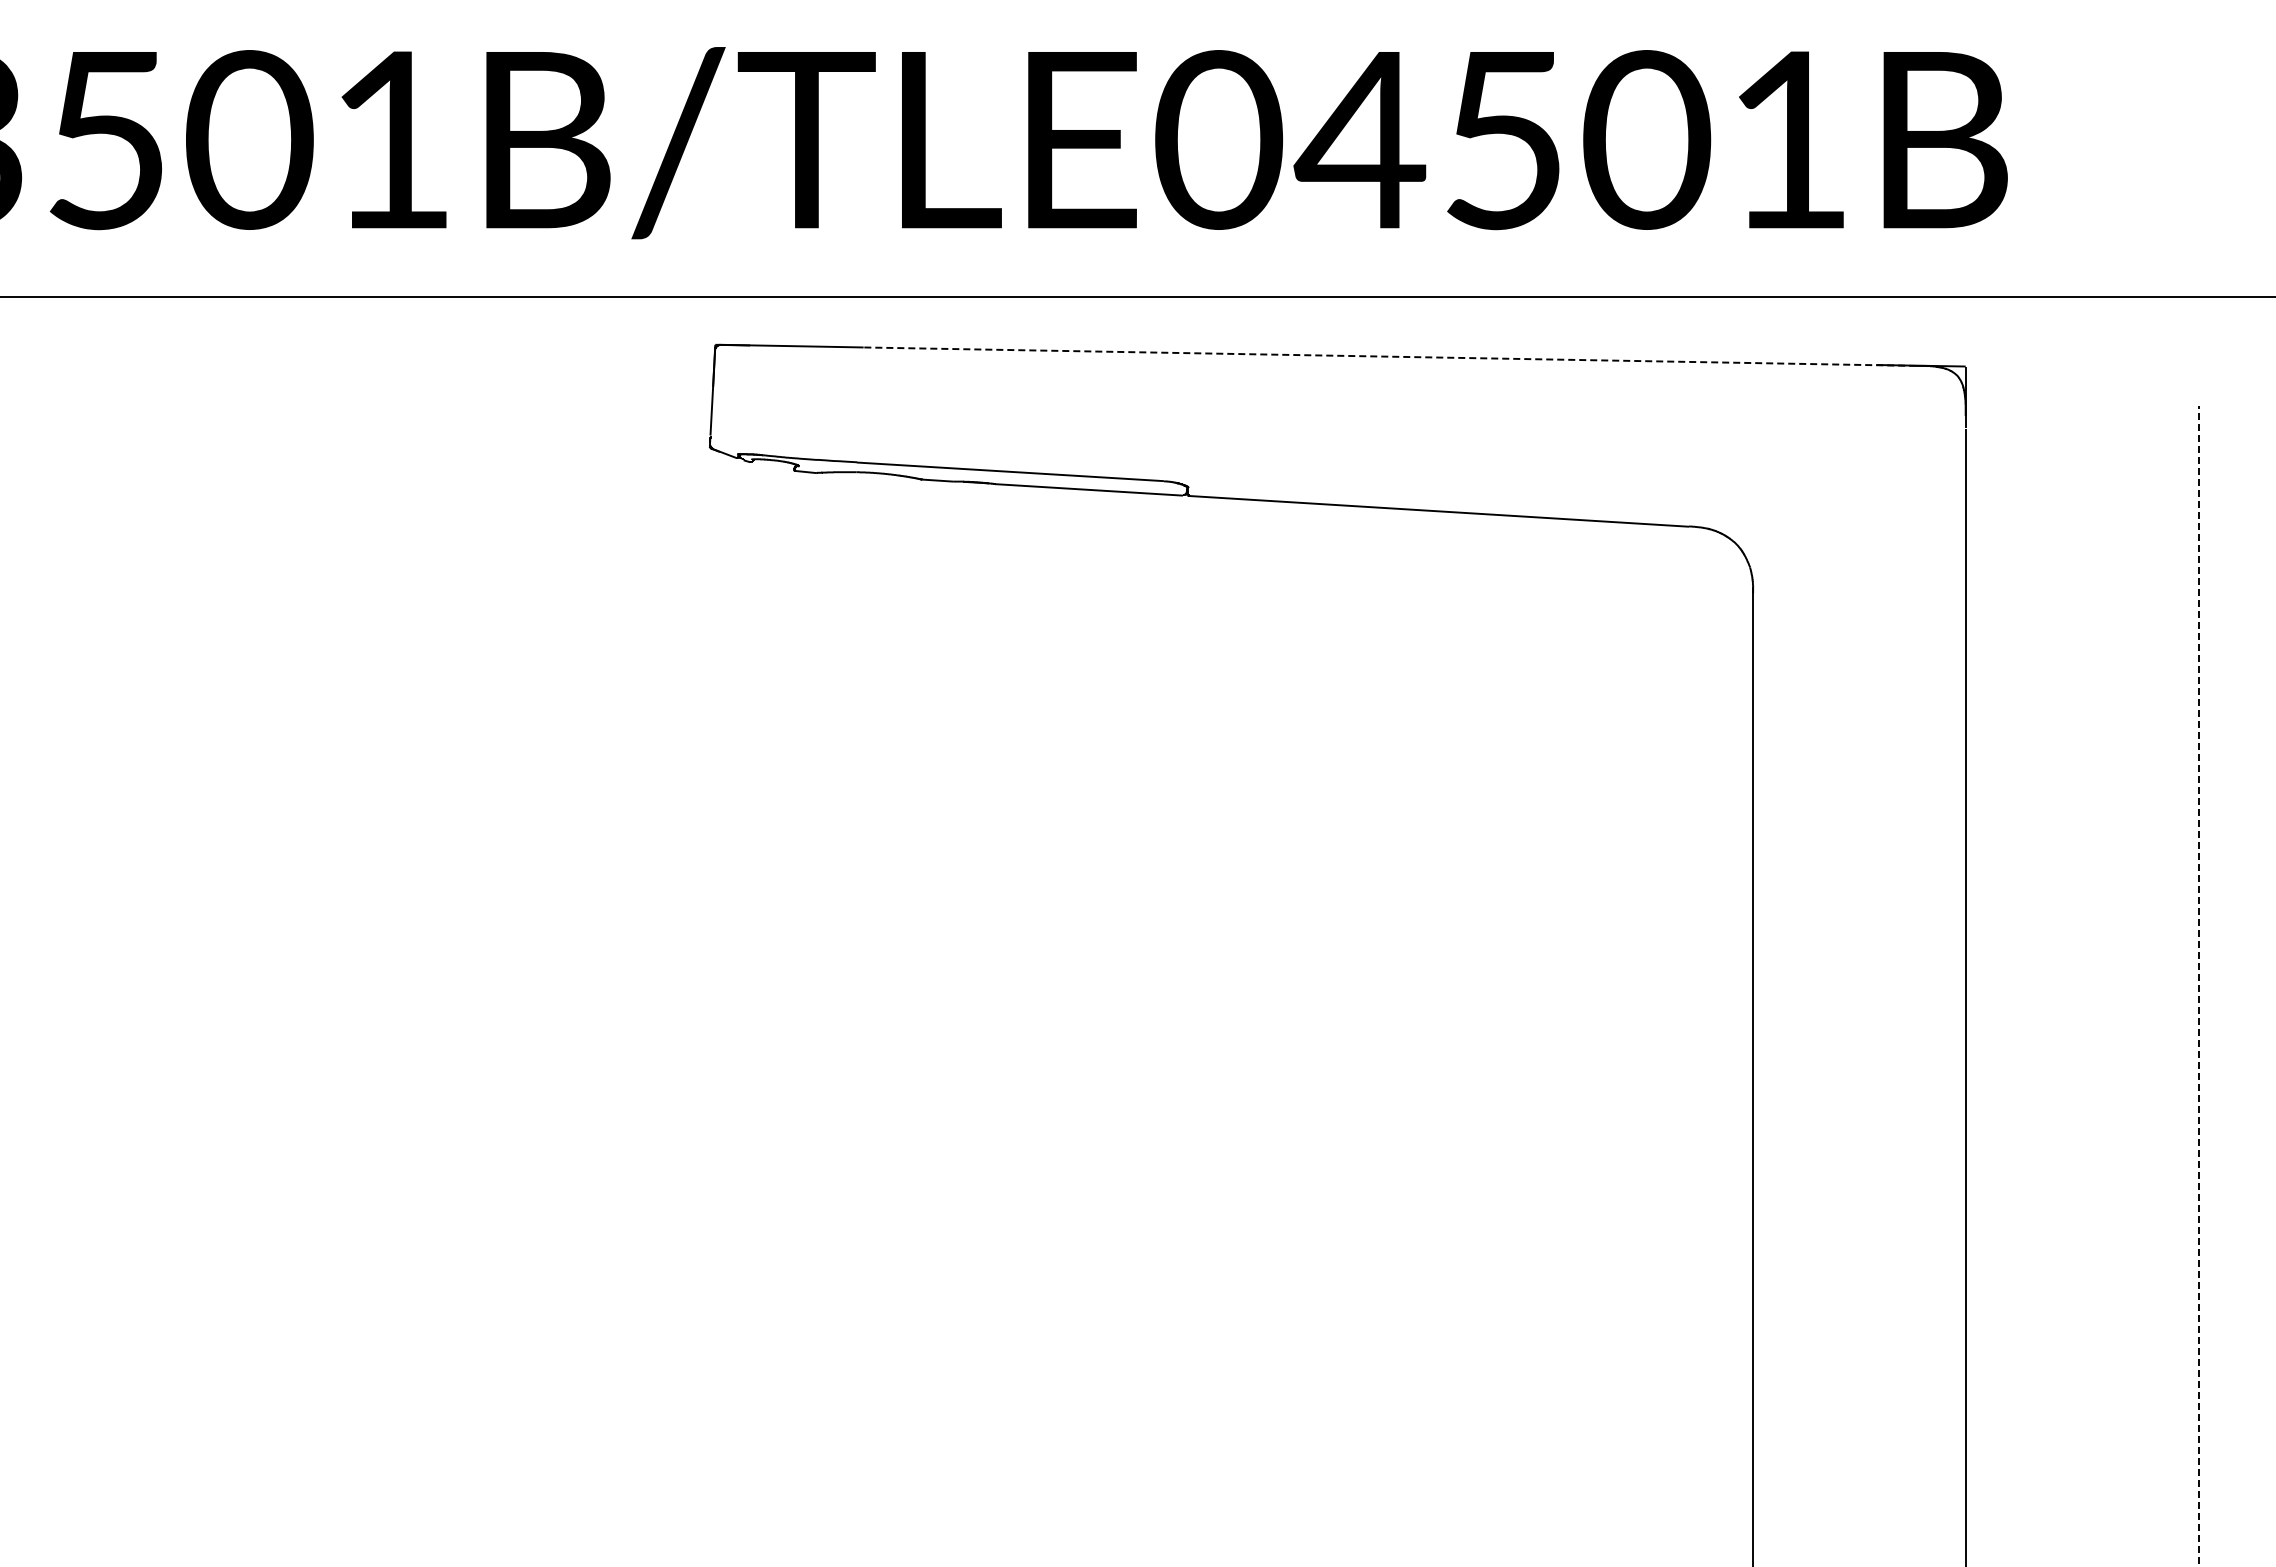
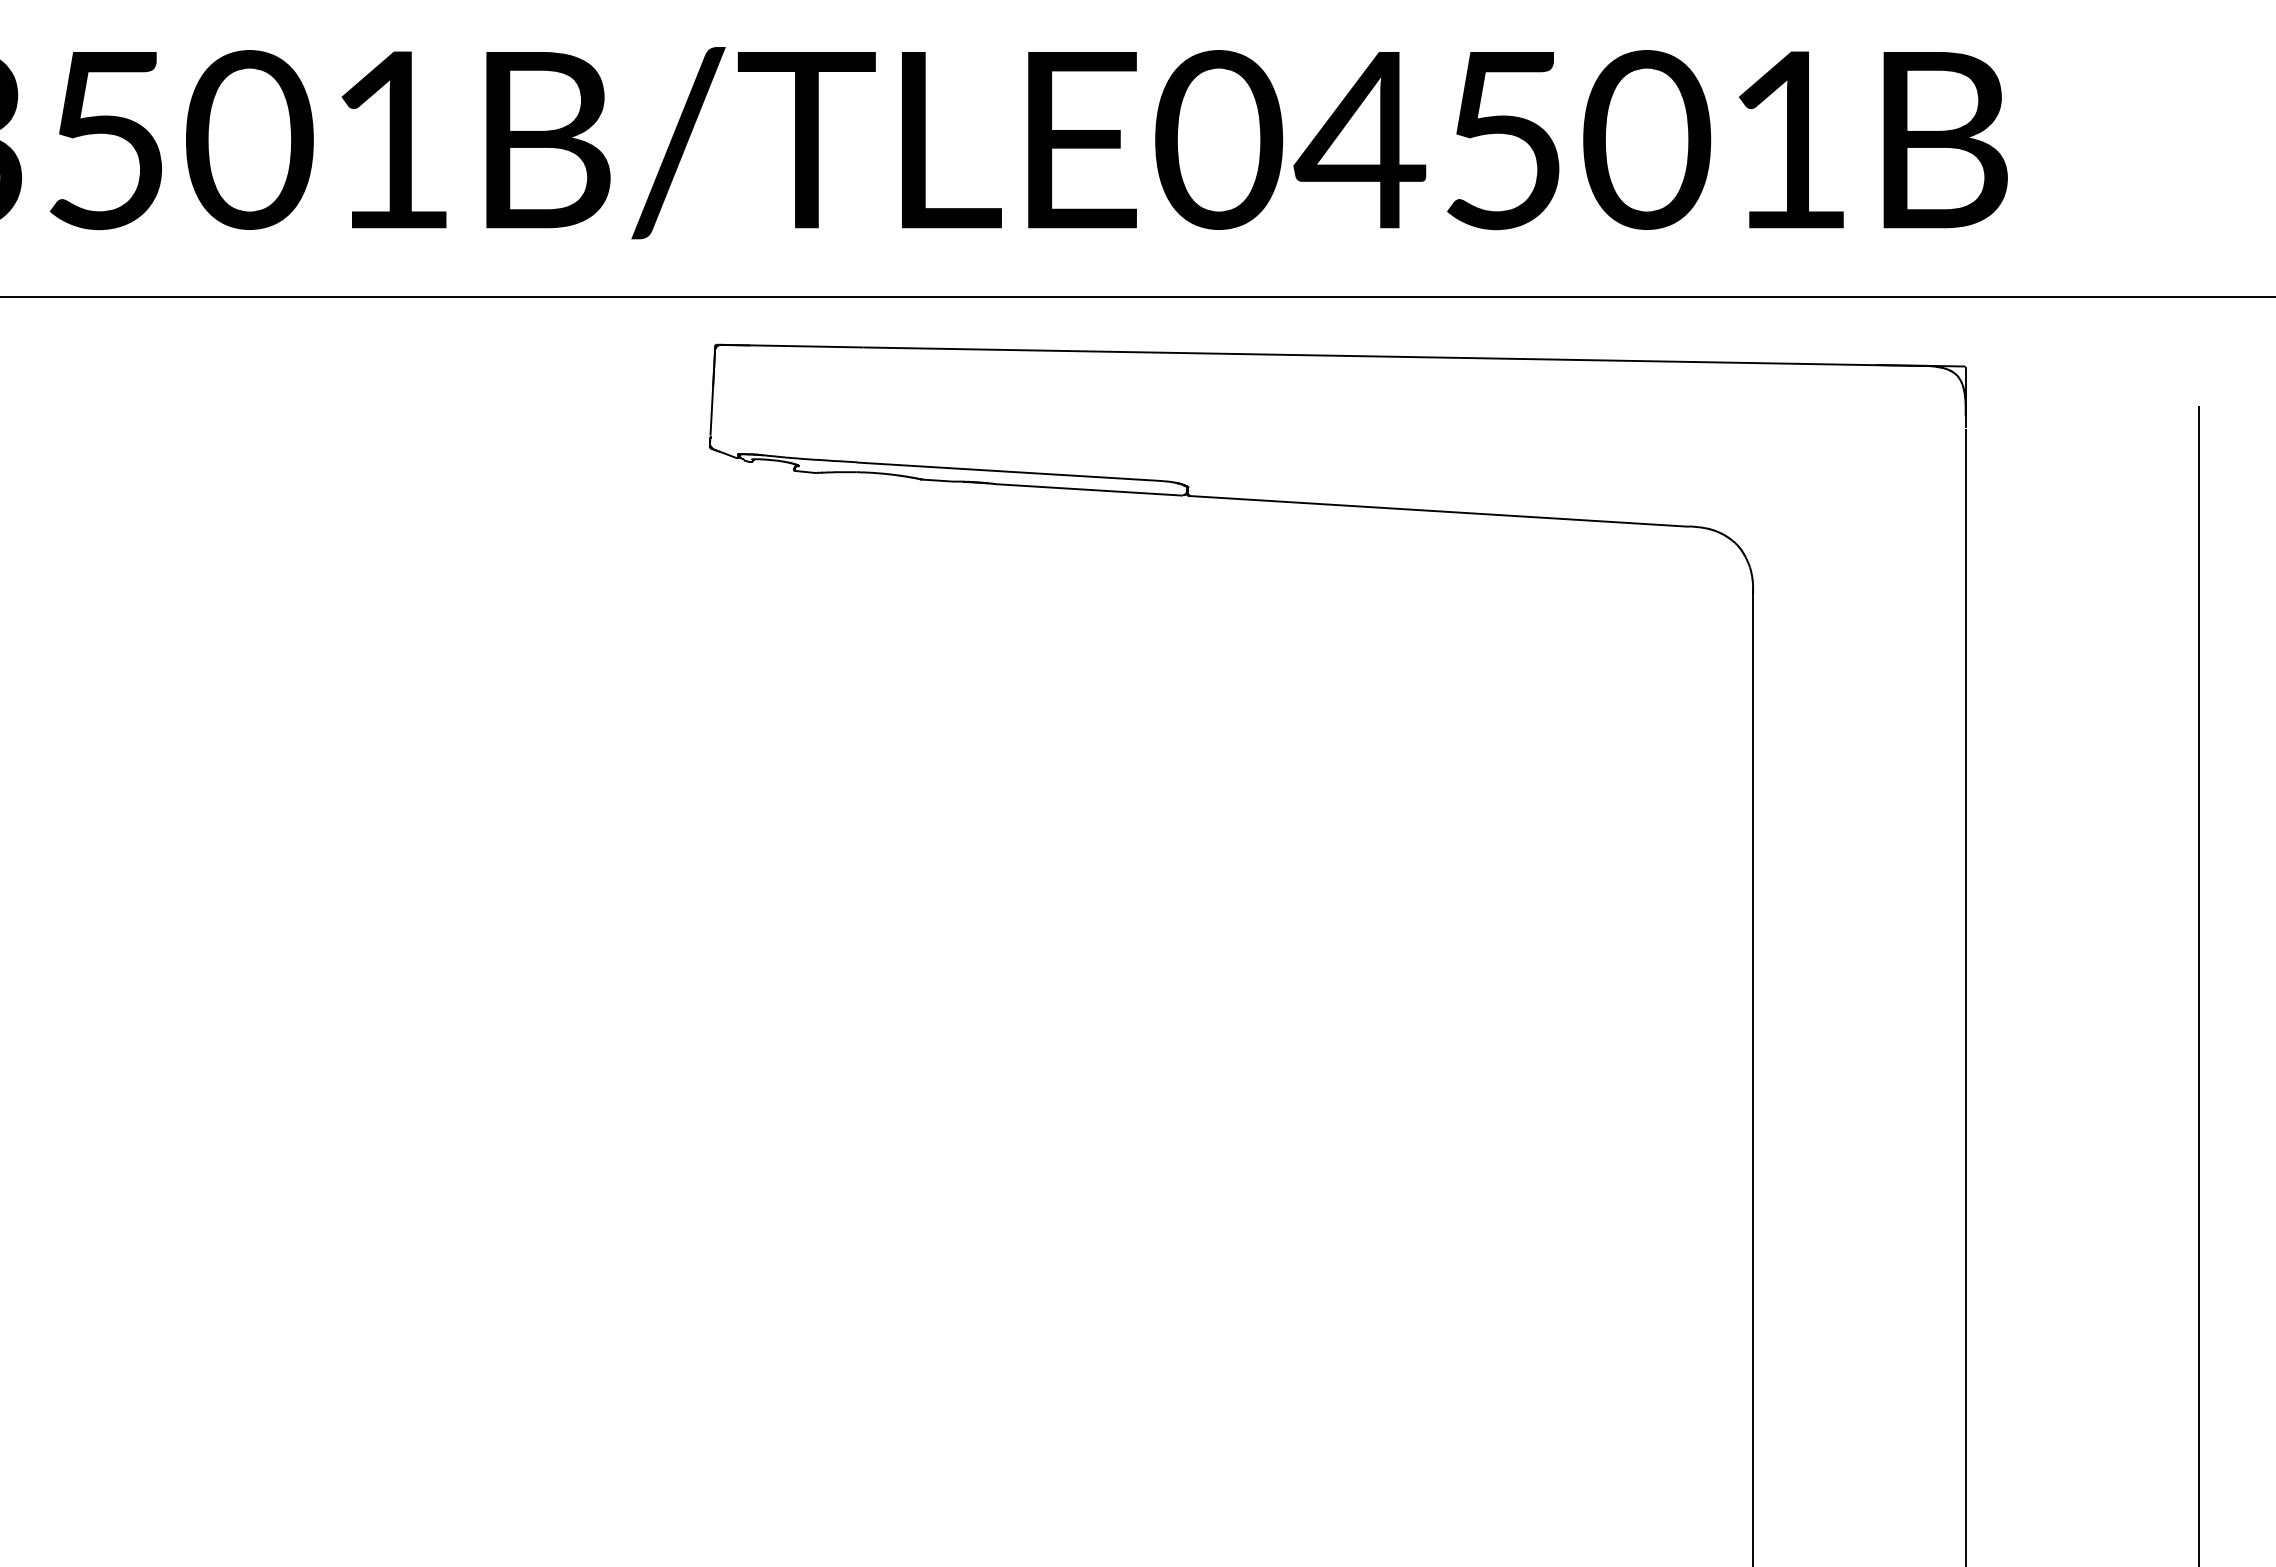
line: dashed -> solid (1389, 356)
line: dashed -> solid (2199, 985)
